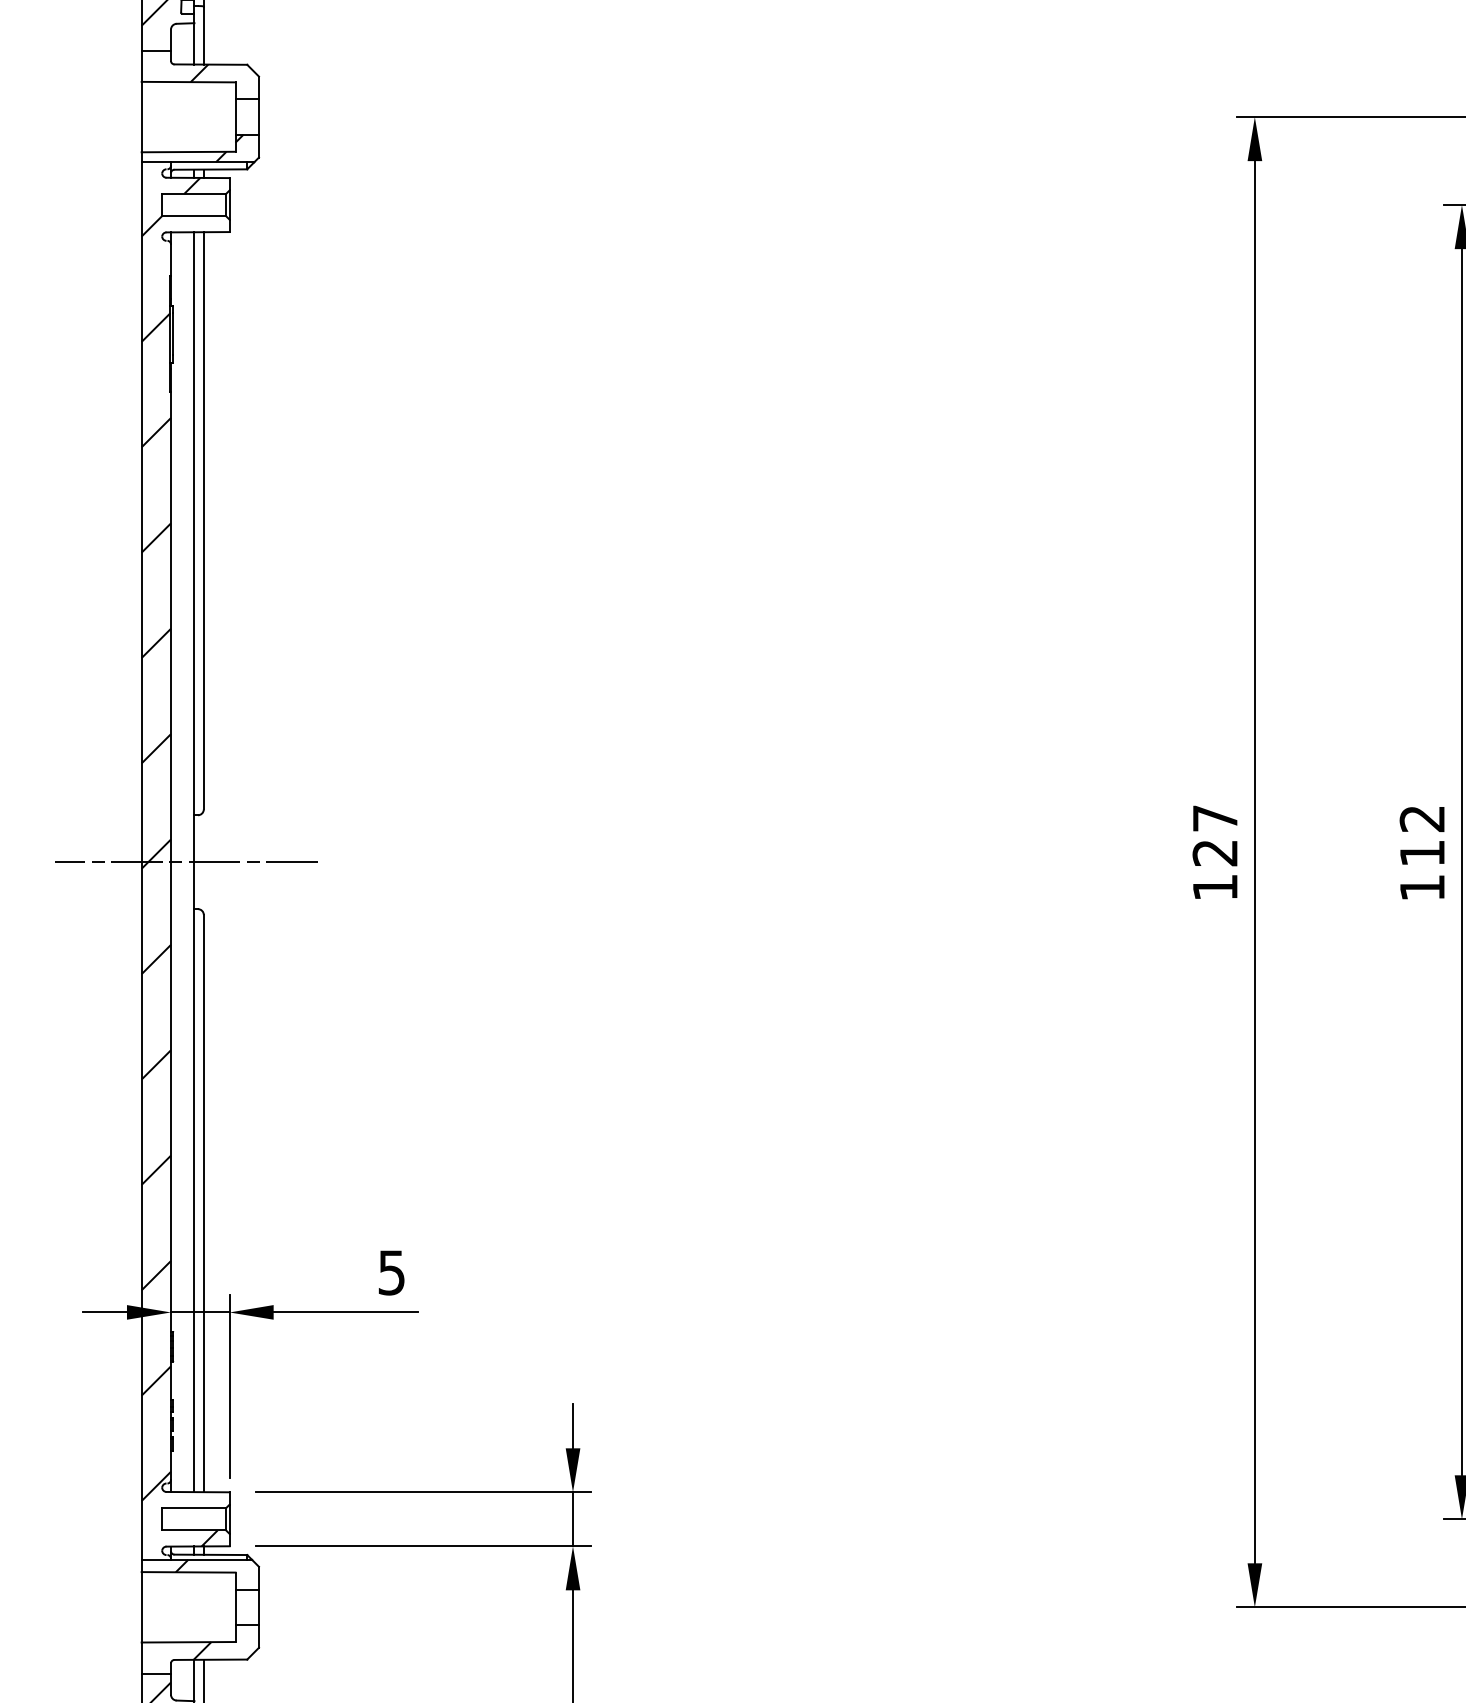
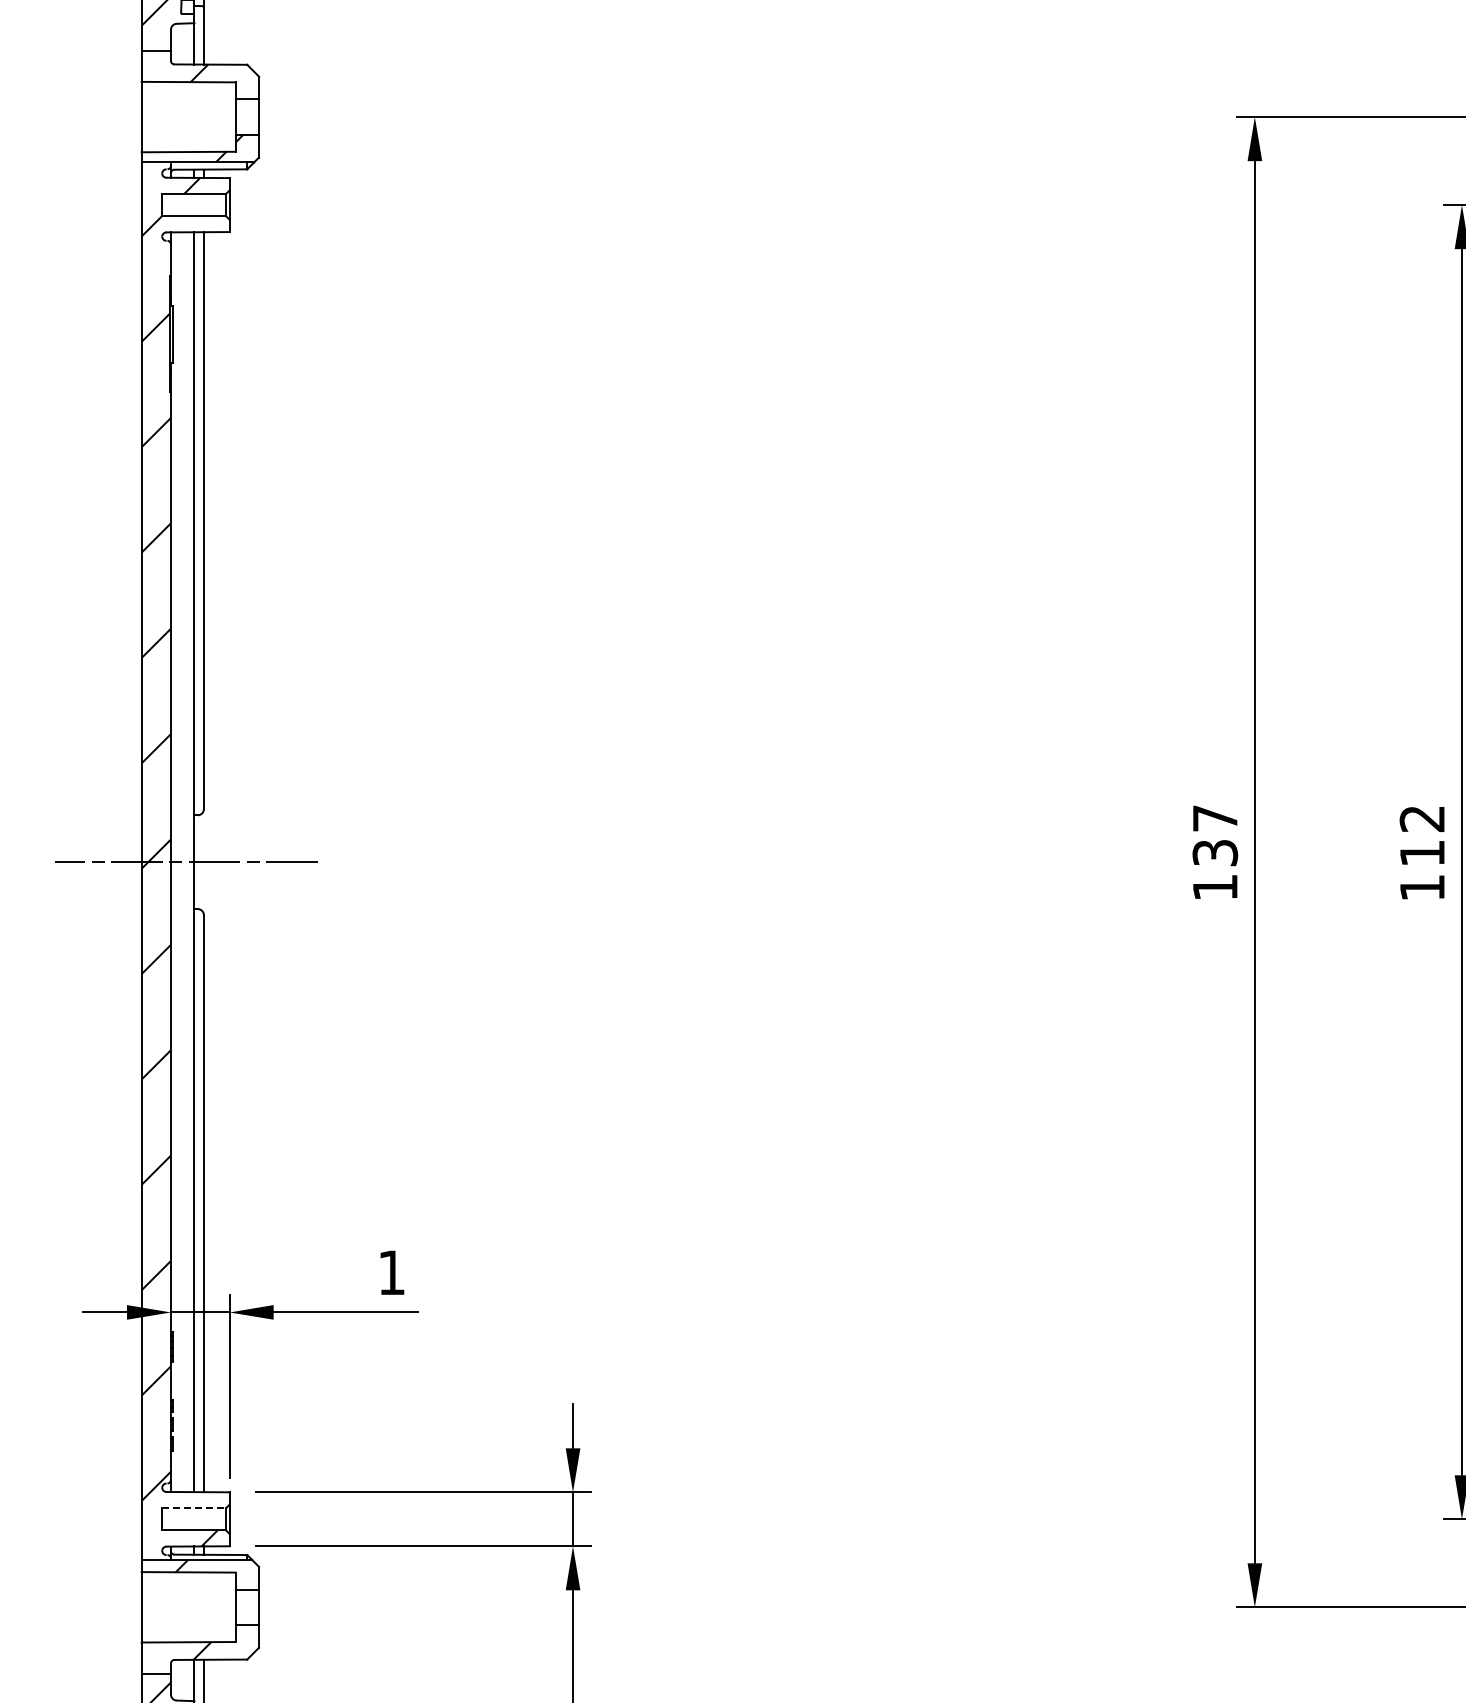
text: 127 -> 137 (1215, 853)
text: 5 -> 1 (391, 1272)
line: solid -> dashed (194, 1508)
